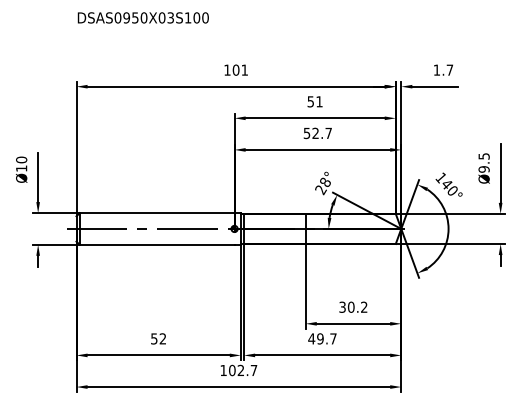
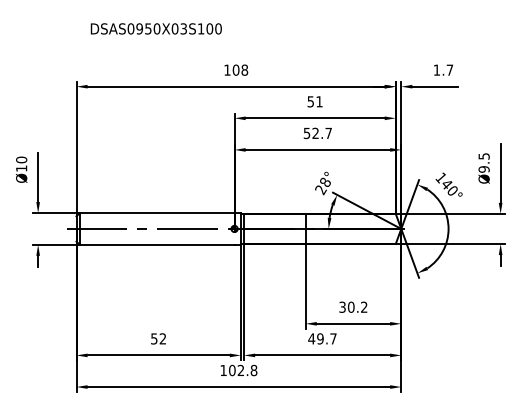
text position: (142, 17) -> (155, 28) (155, 28)
text: 101 -> 108 (244, 69)
text: 102.7 -> 102.8 (253, 370)
